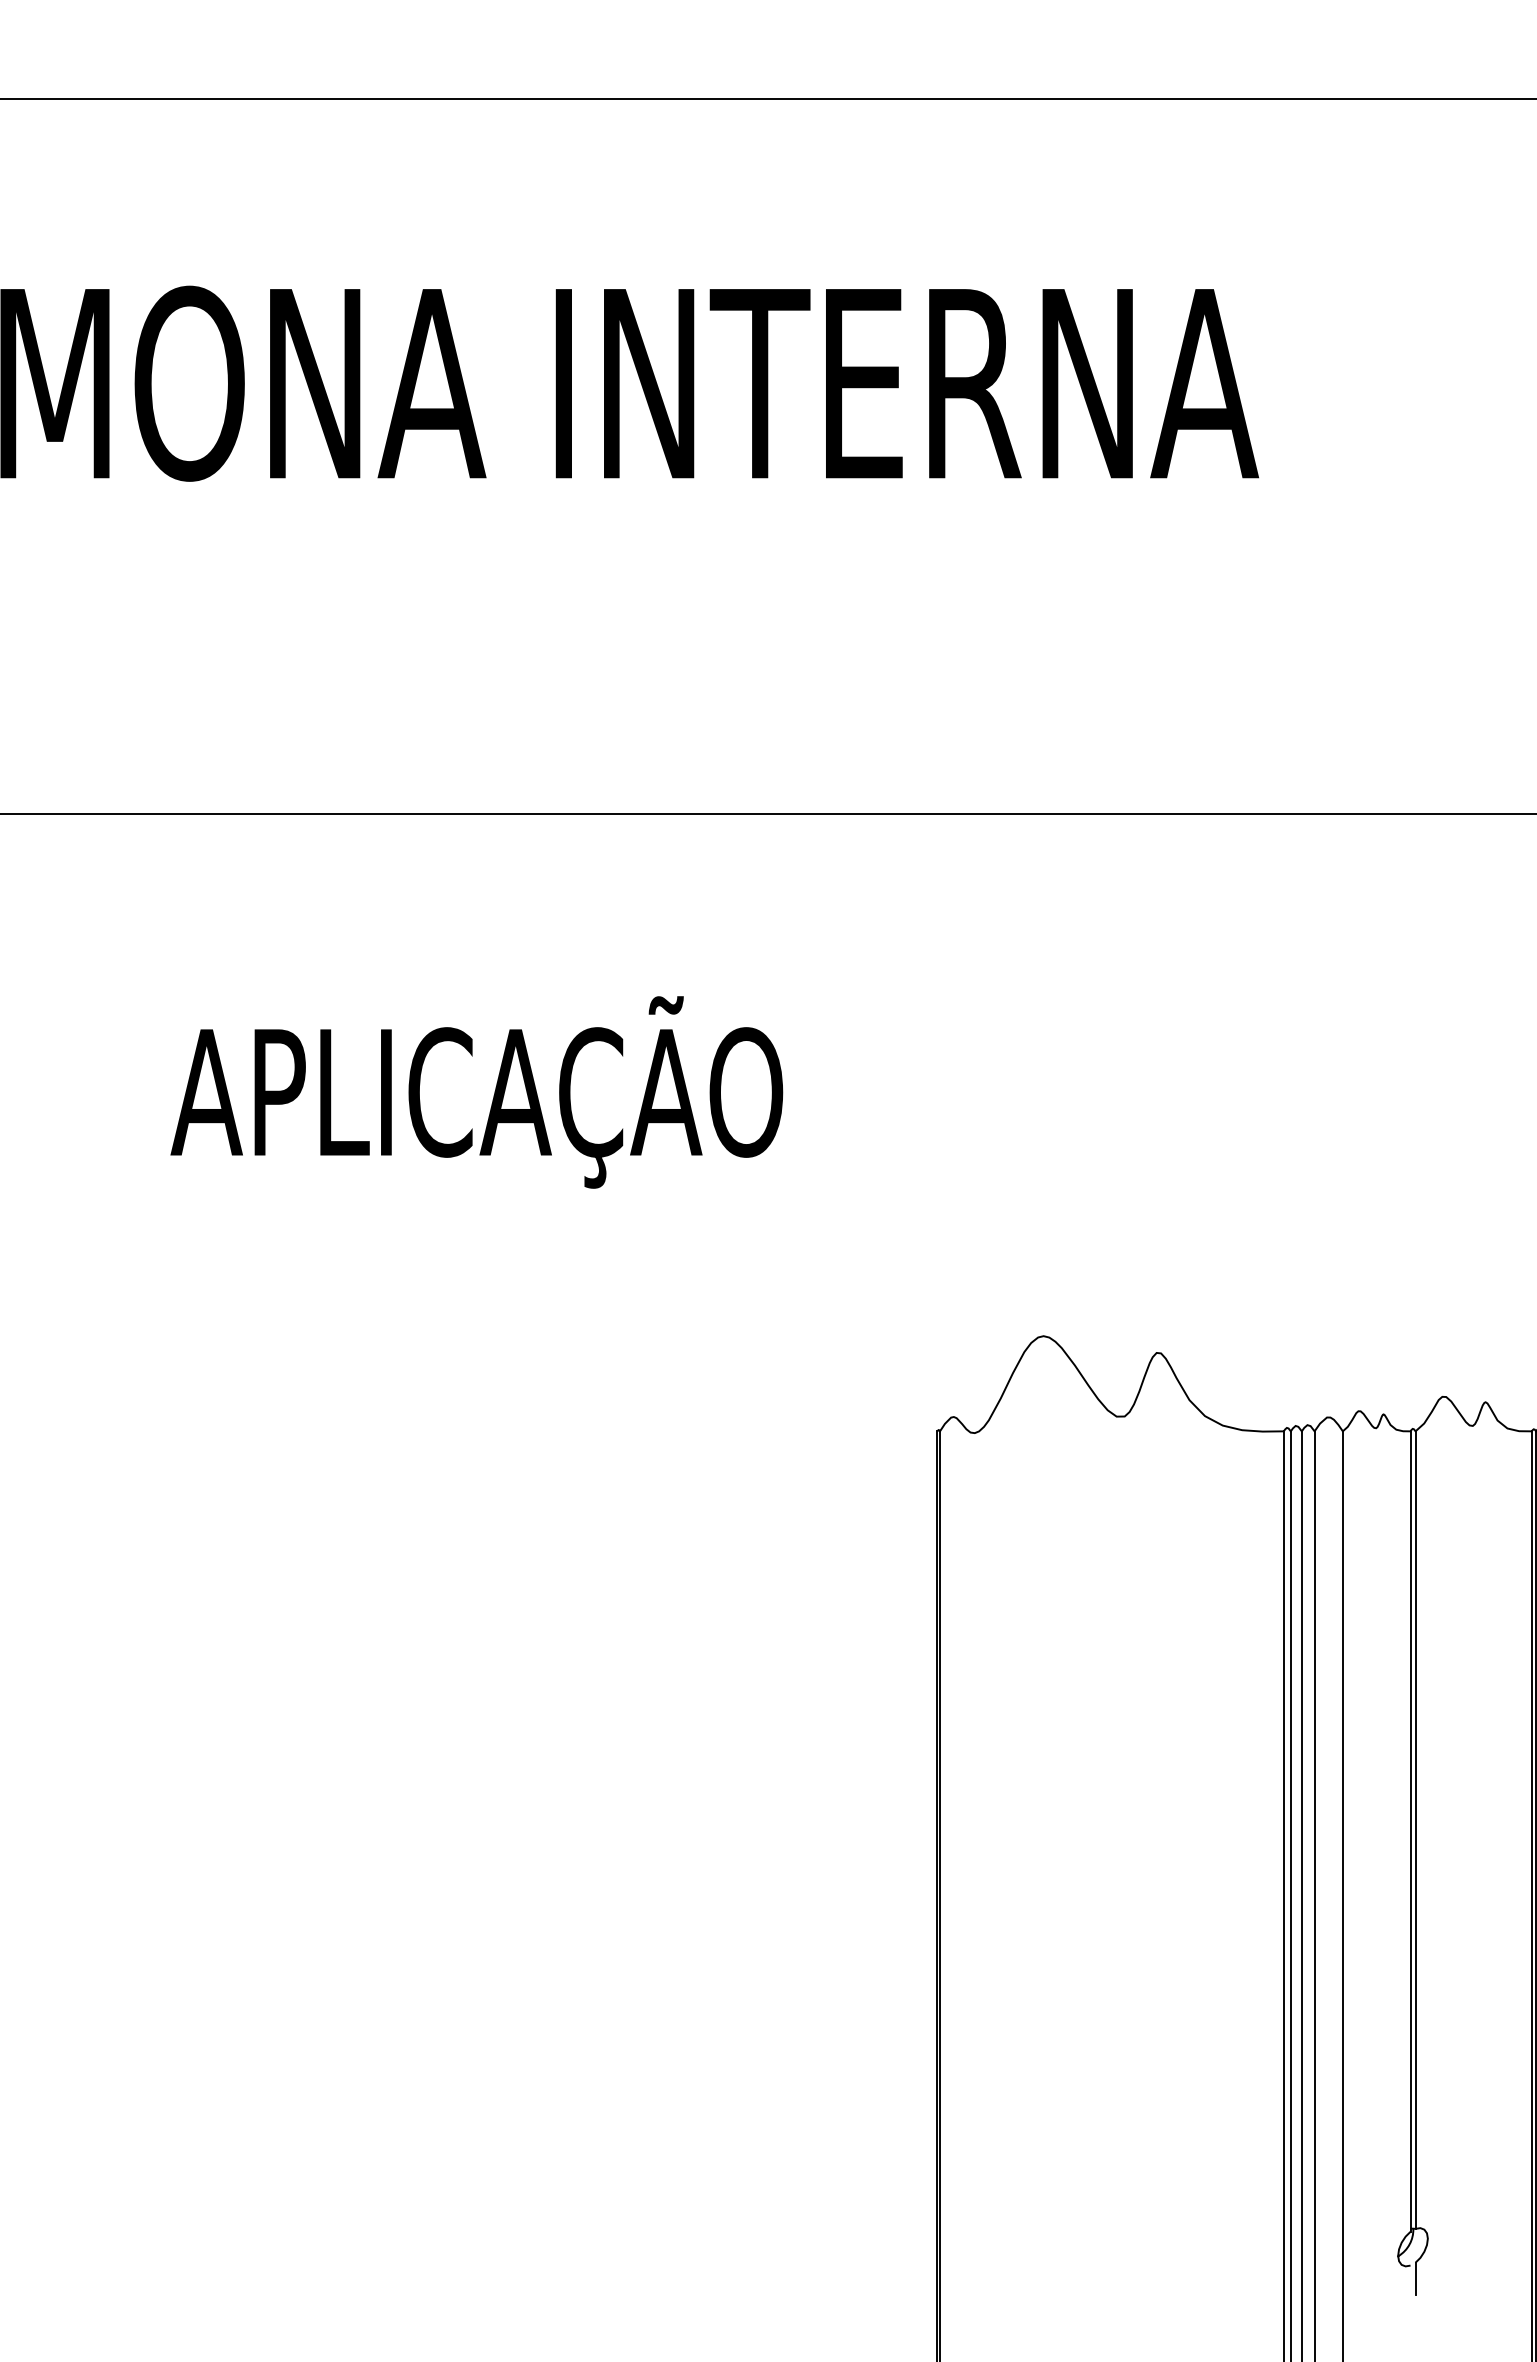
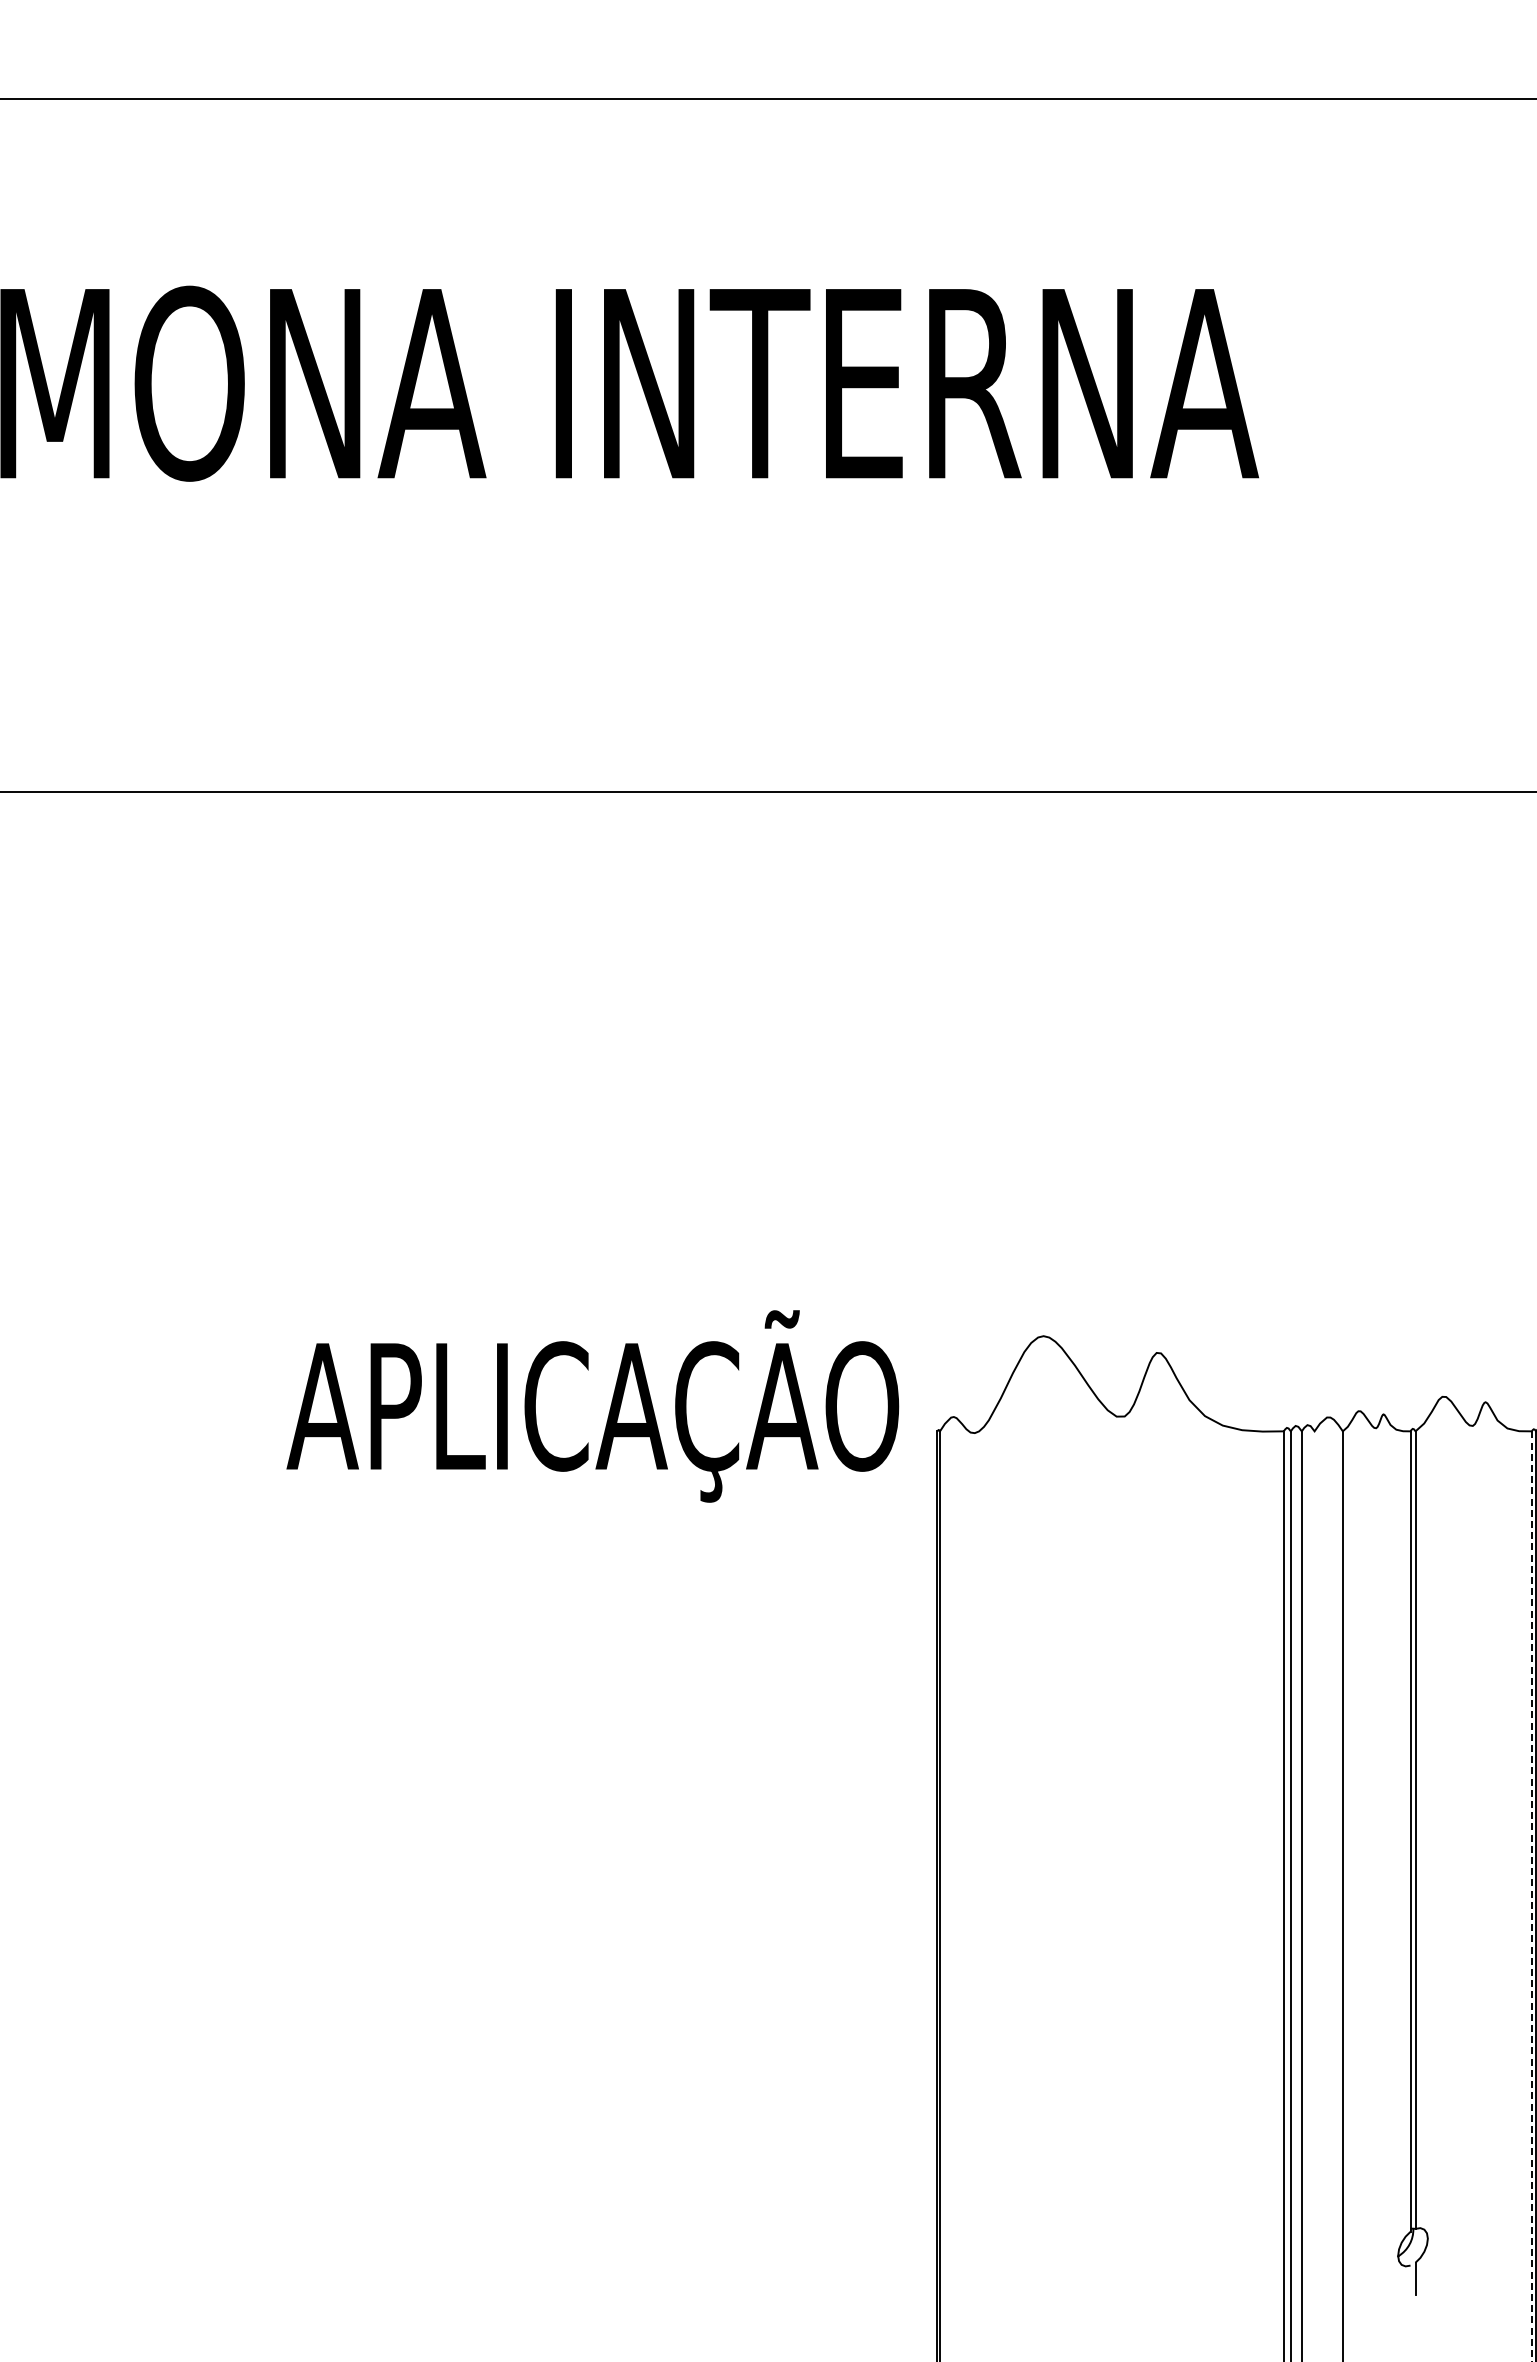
line position: (767, 813) -> (767, 791) (767, 791)
text position: (476, 1092) -> (592, 1406) (592, 1406)
line: present -> none (1314, 1894)
line: solid -> dashed (1531, 1896)
